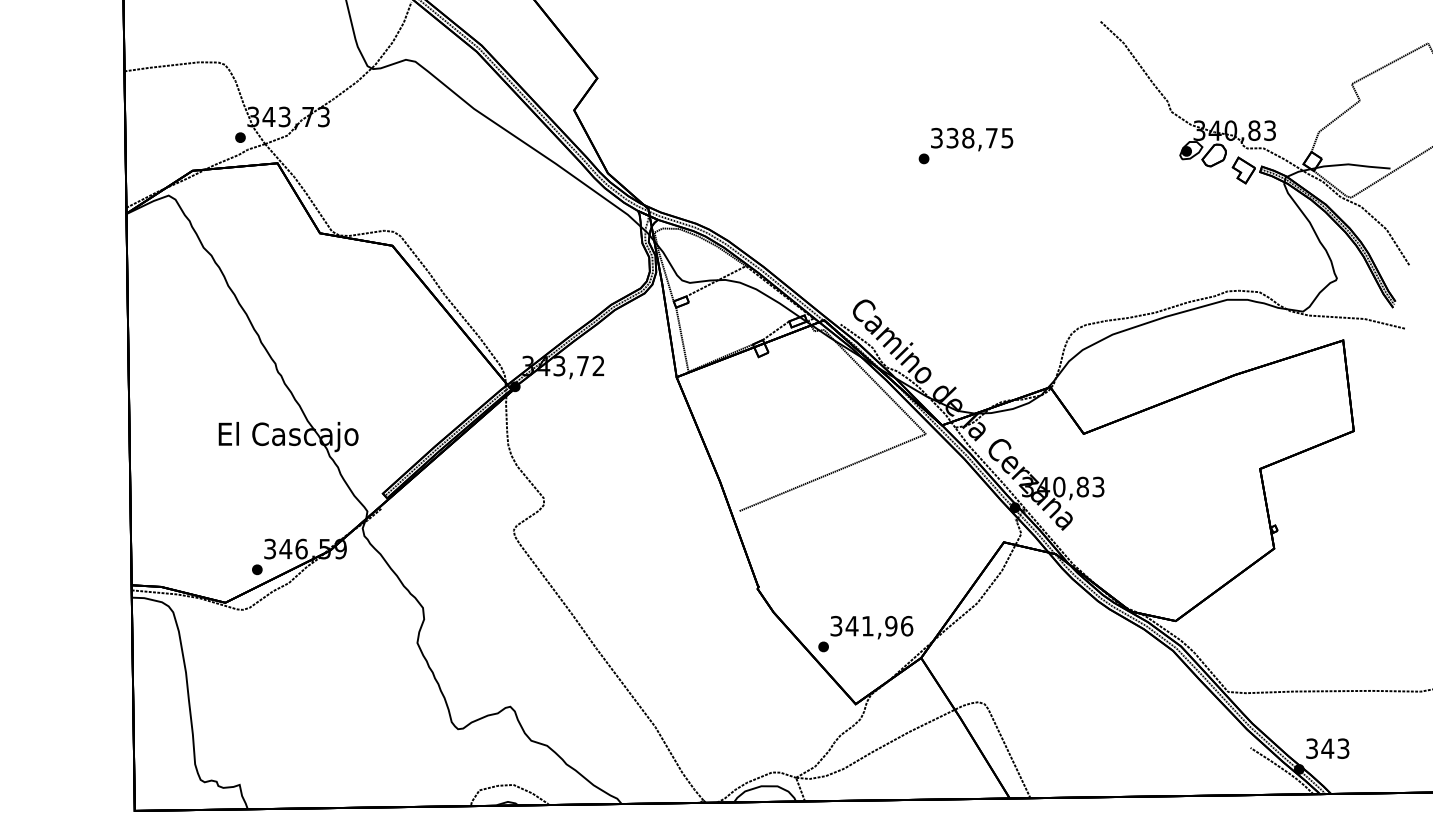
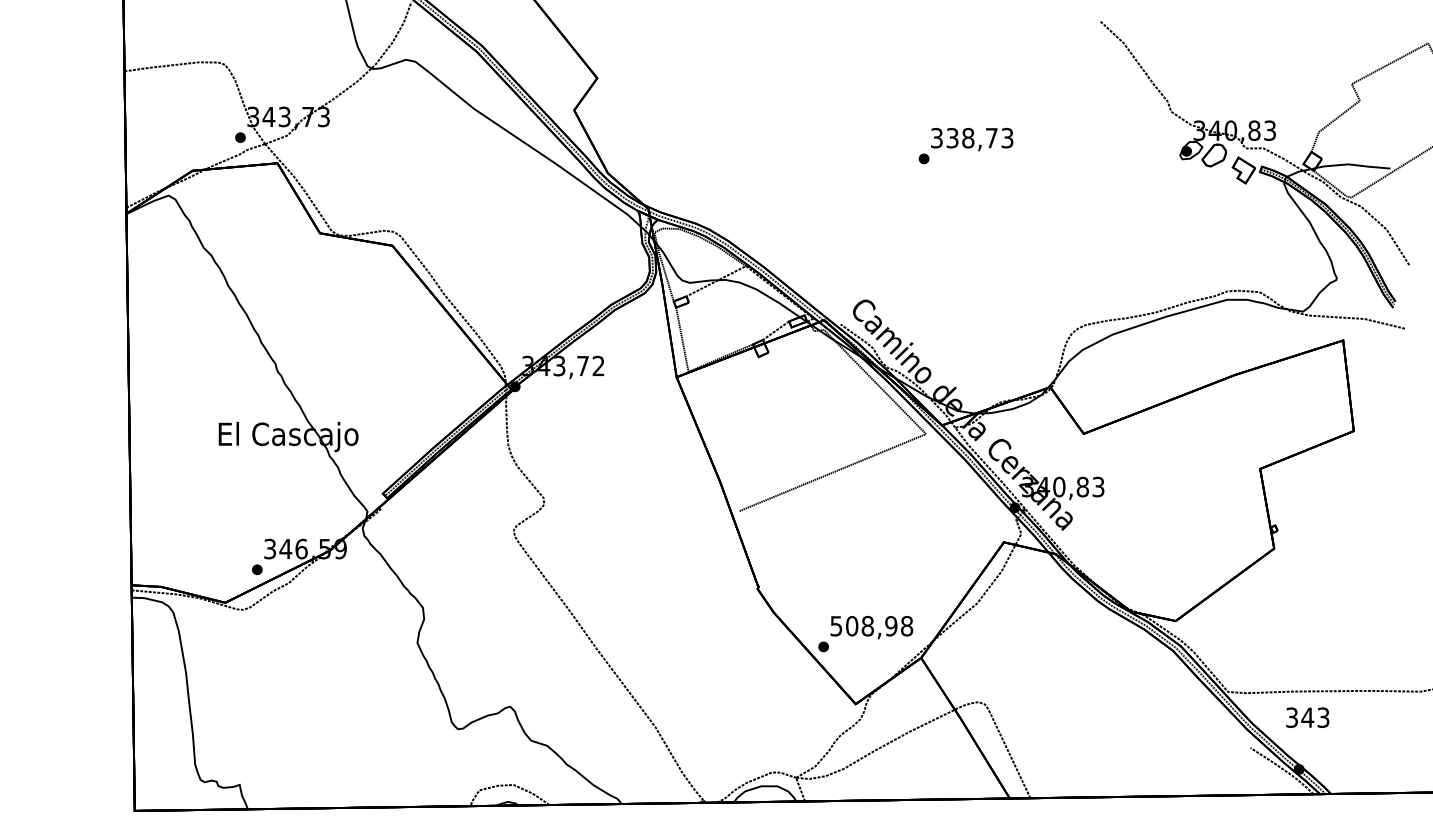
text: 338,75 -> 338,73 (1007, 137)
text: 341,96 -> 508,98 (872, 625)
text position: (1327, 748) -> (1307, 717) (1307, 717)
